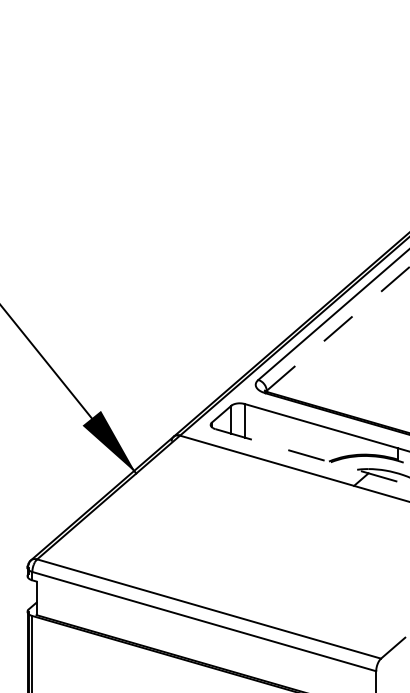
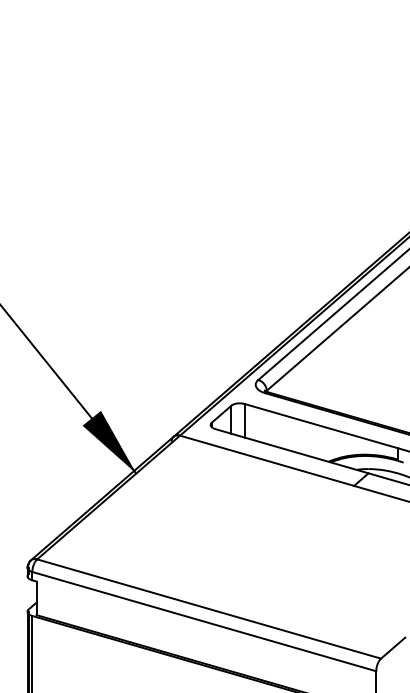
line: dashed -> solid (338, 328)
line: dashed -> solid (312, 457)
